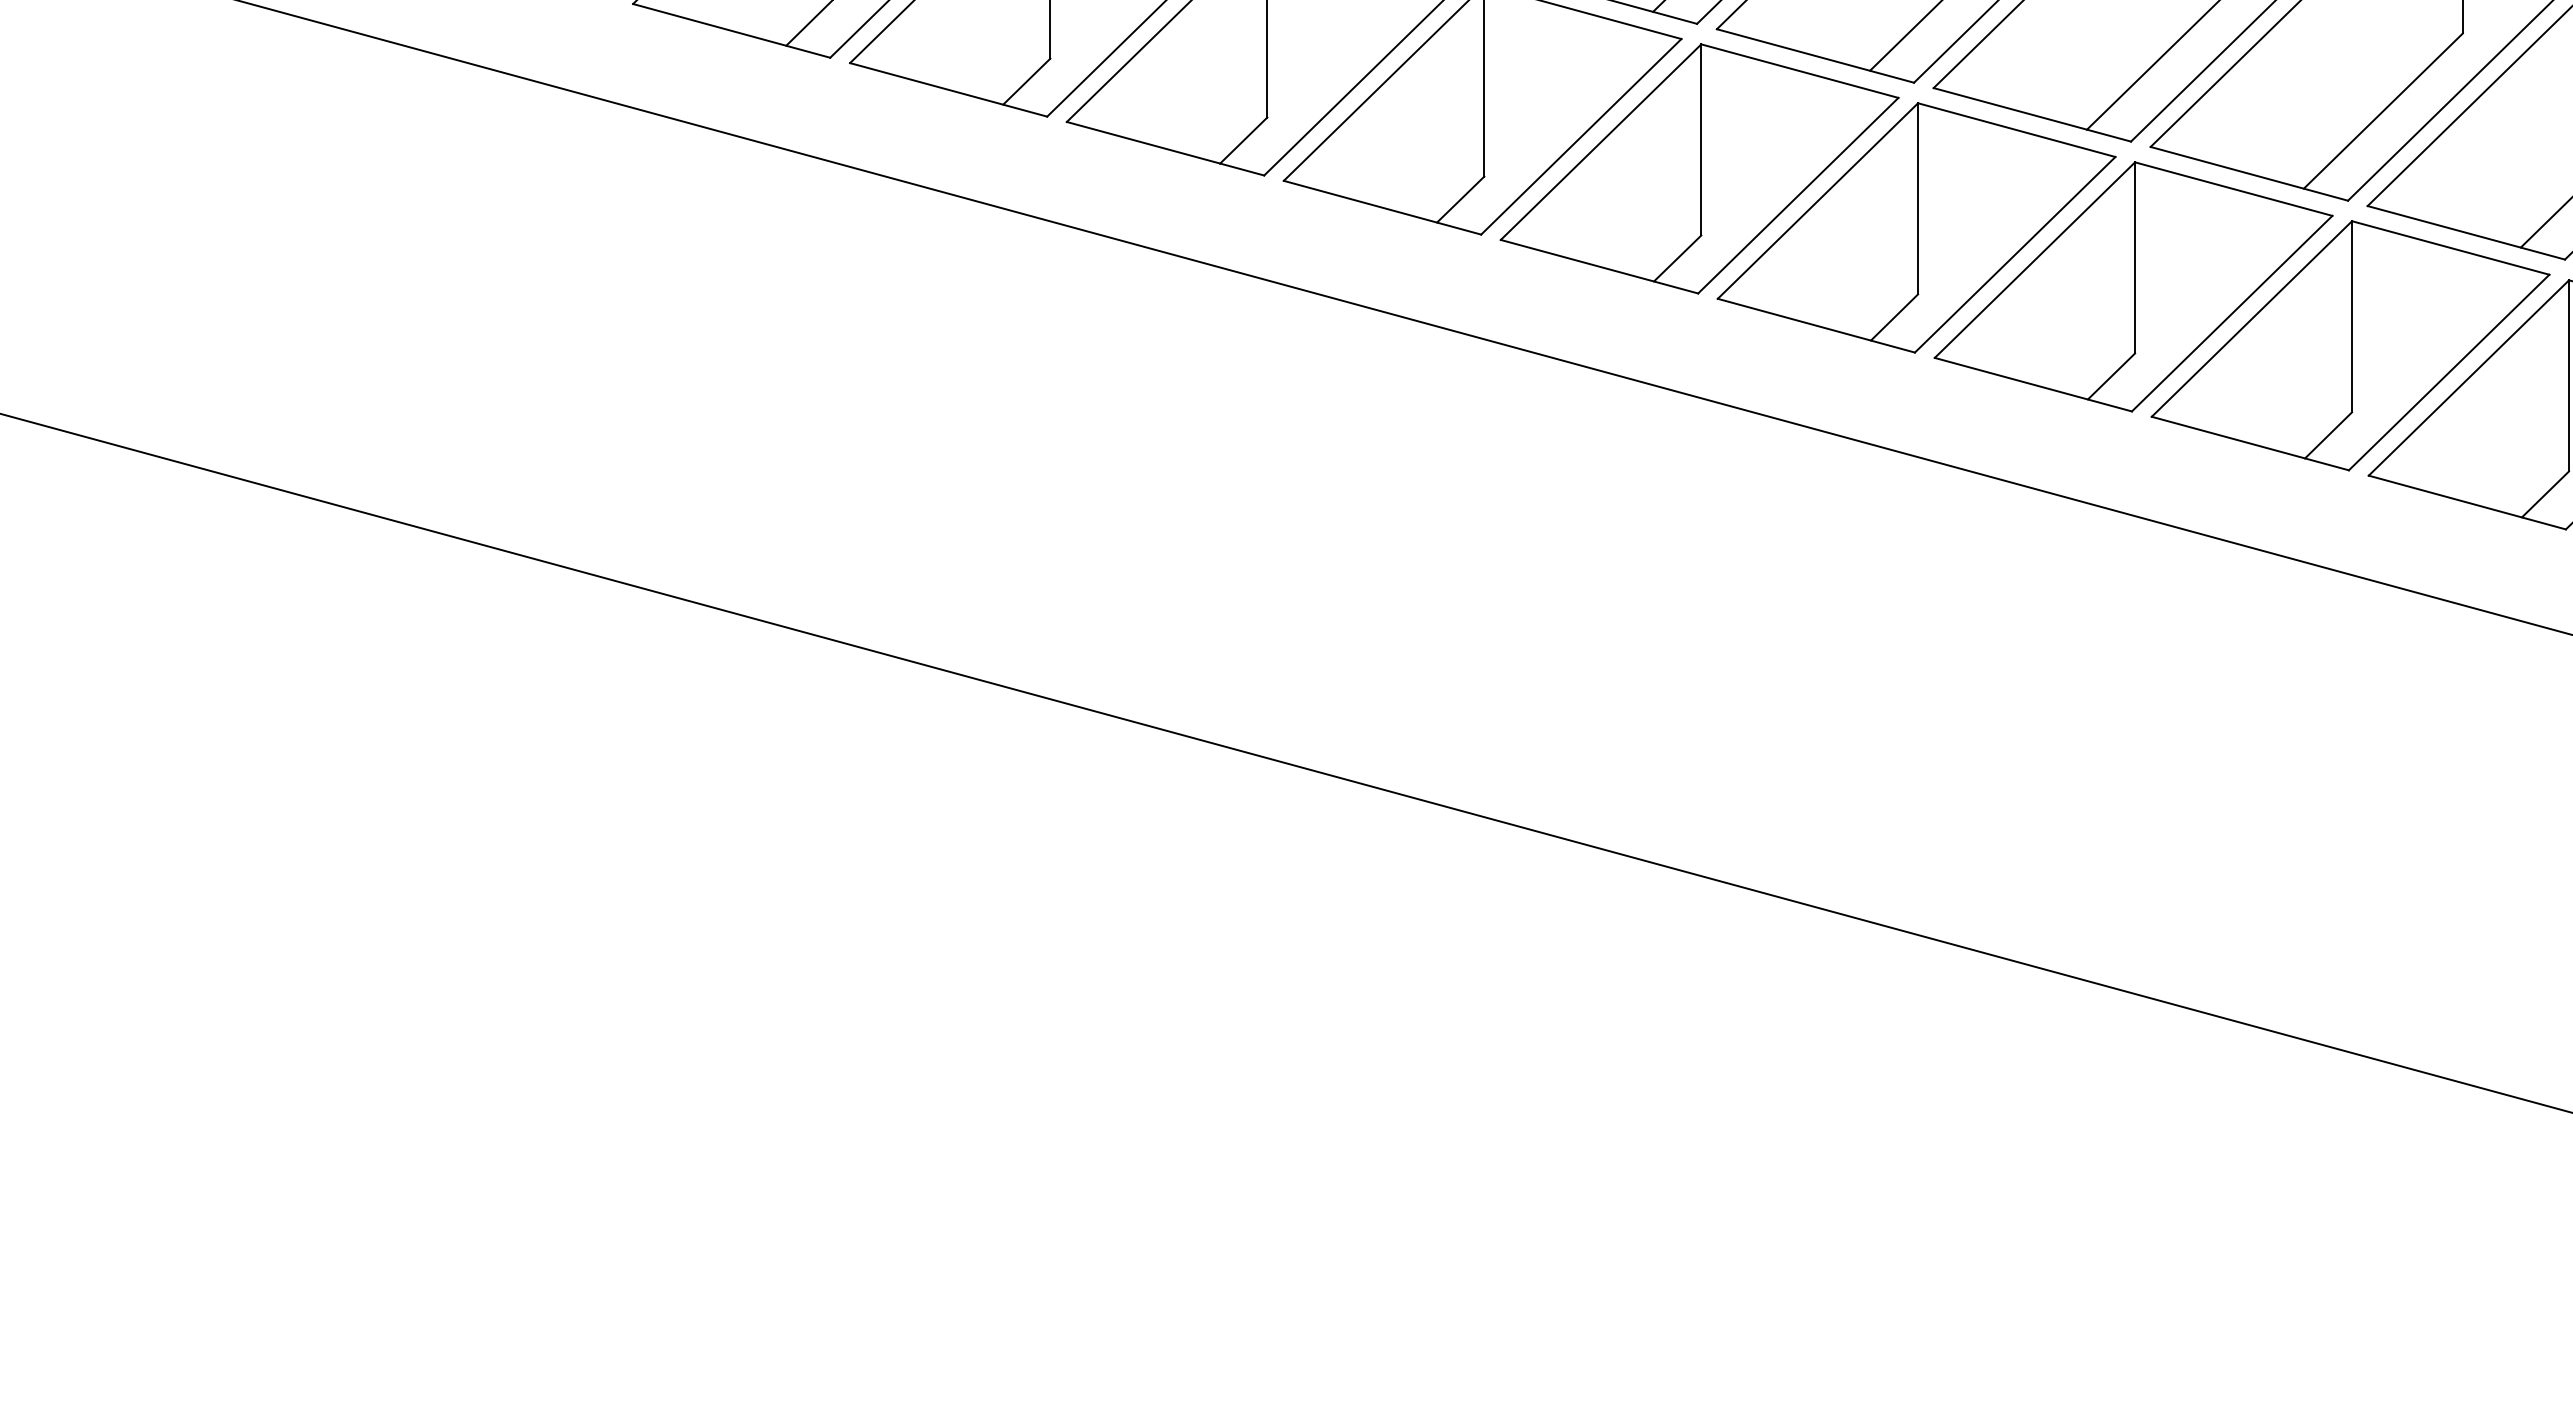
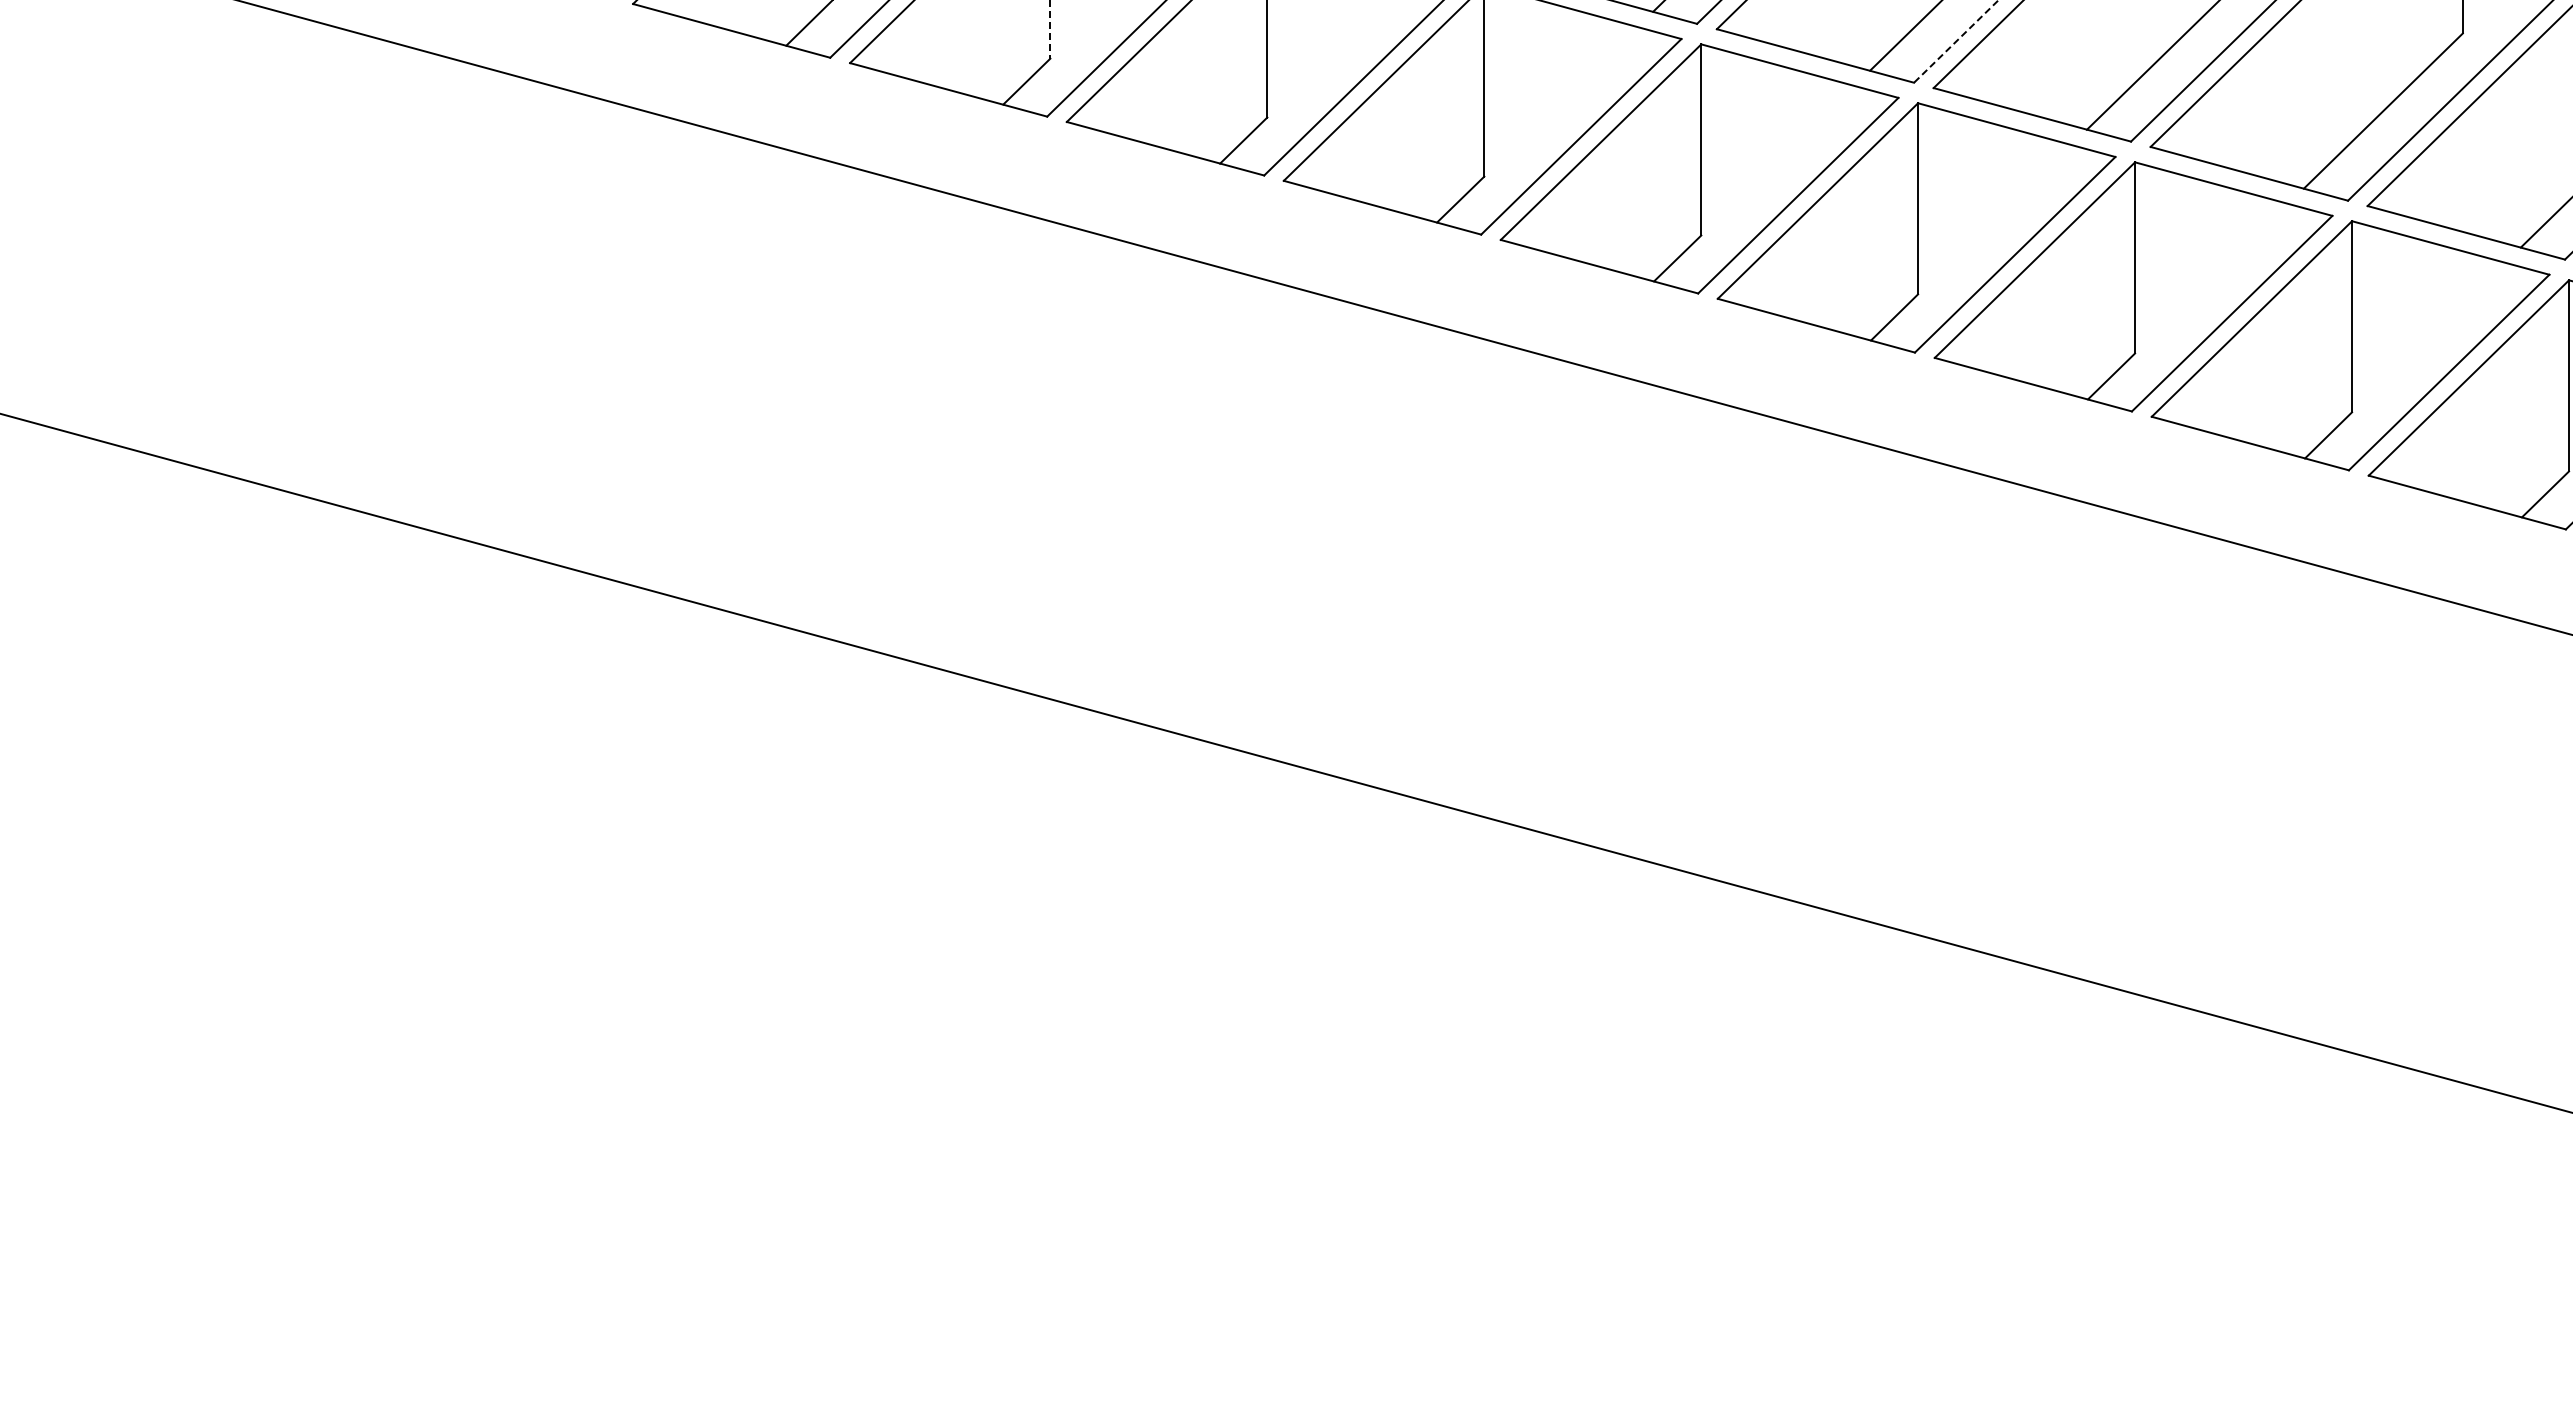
line: solid -> dashed (1050, 29)
line: solid -> dashed (1956, 41)
